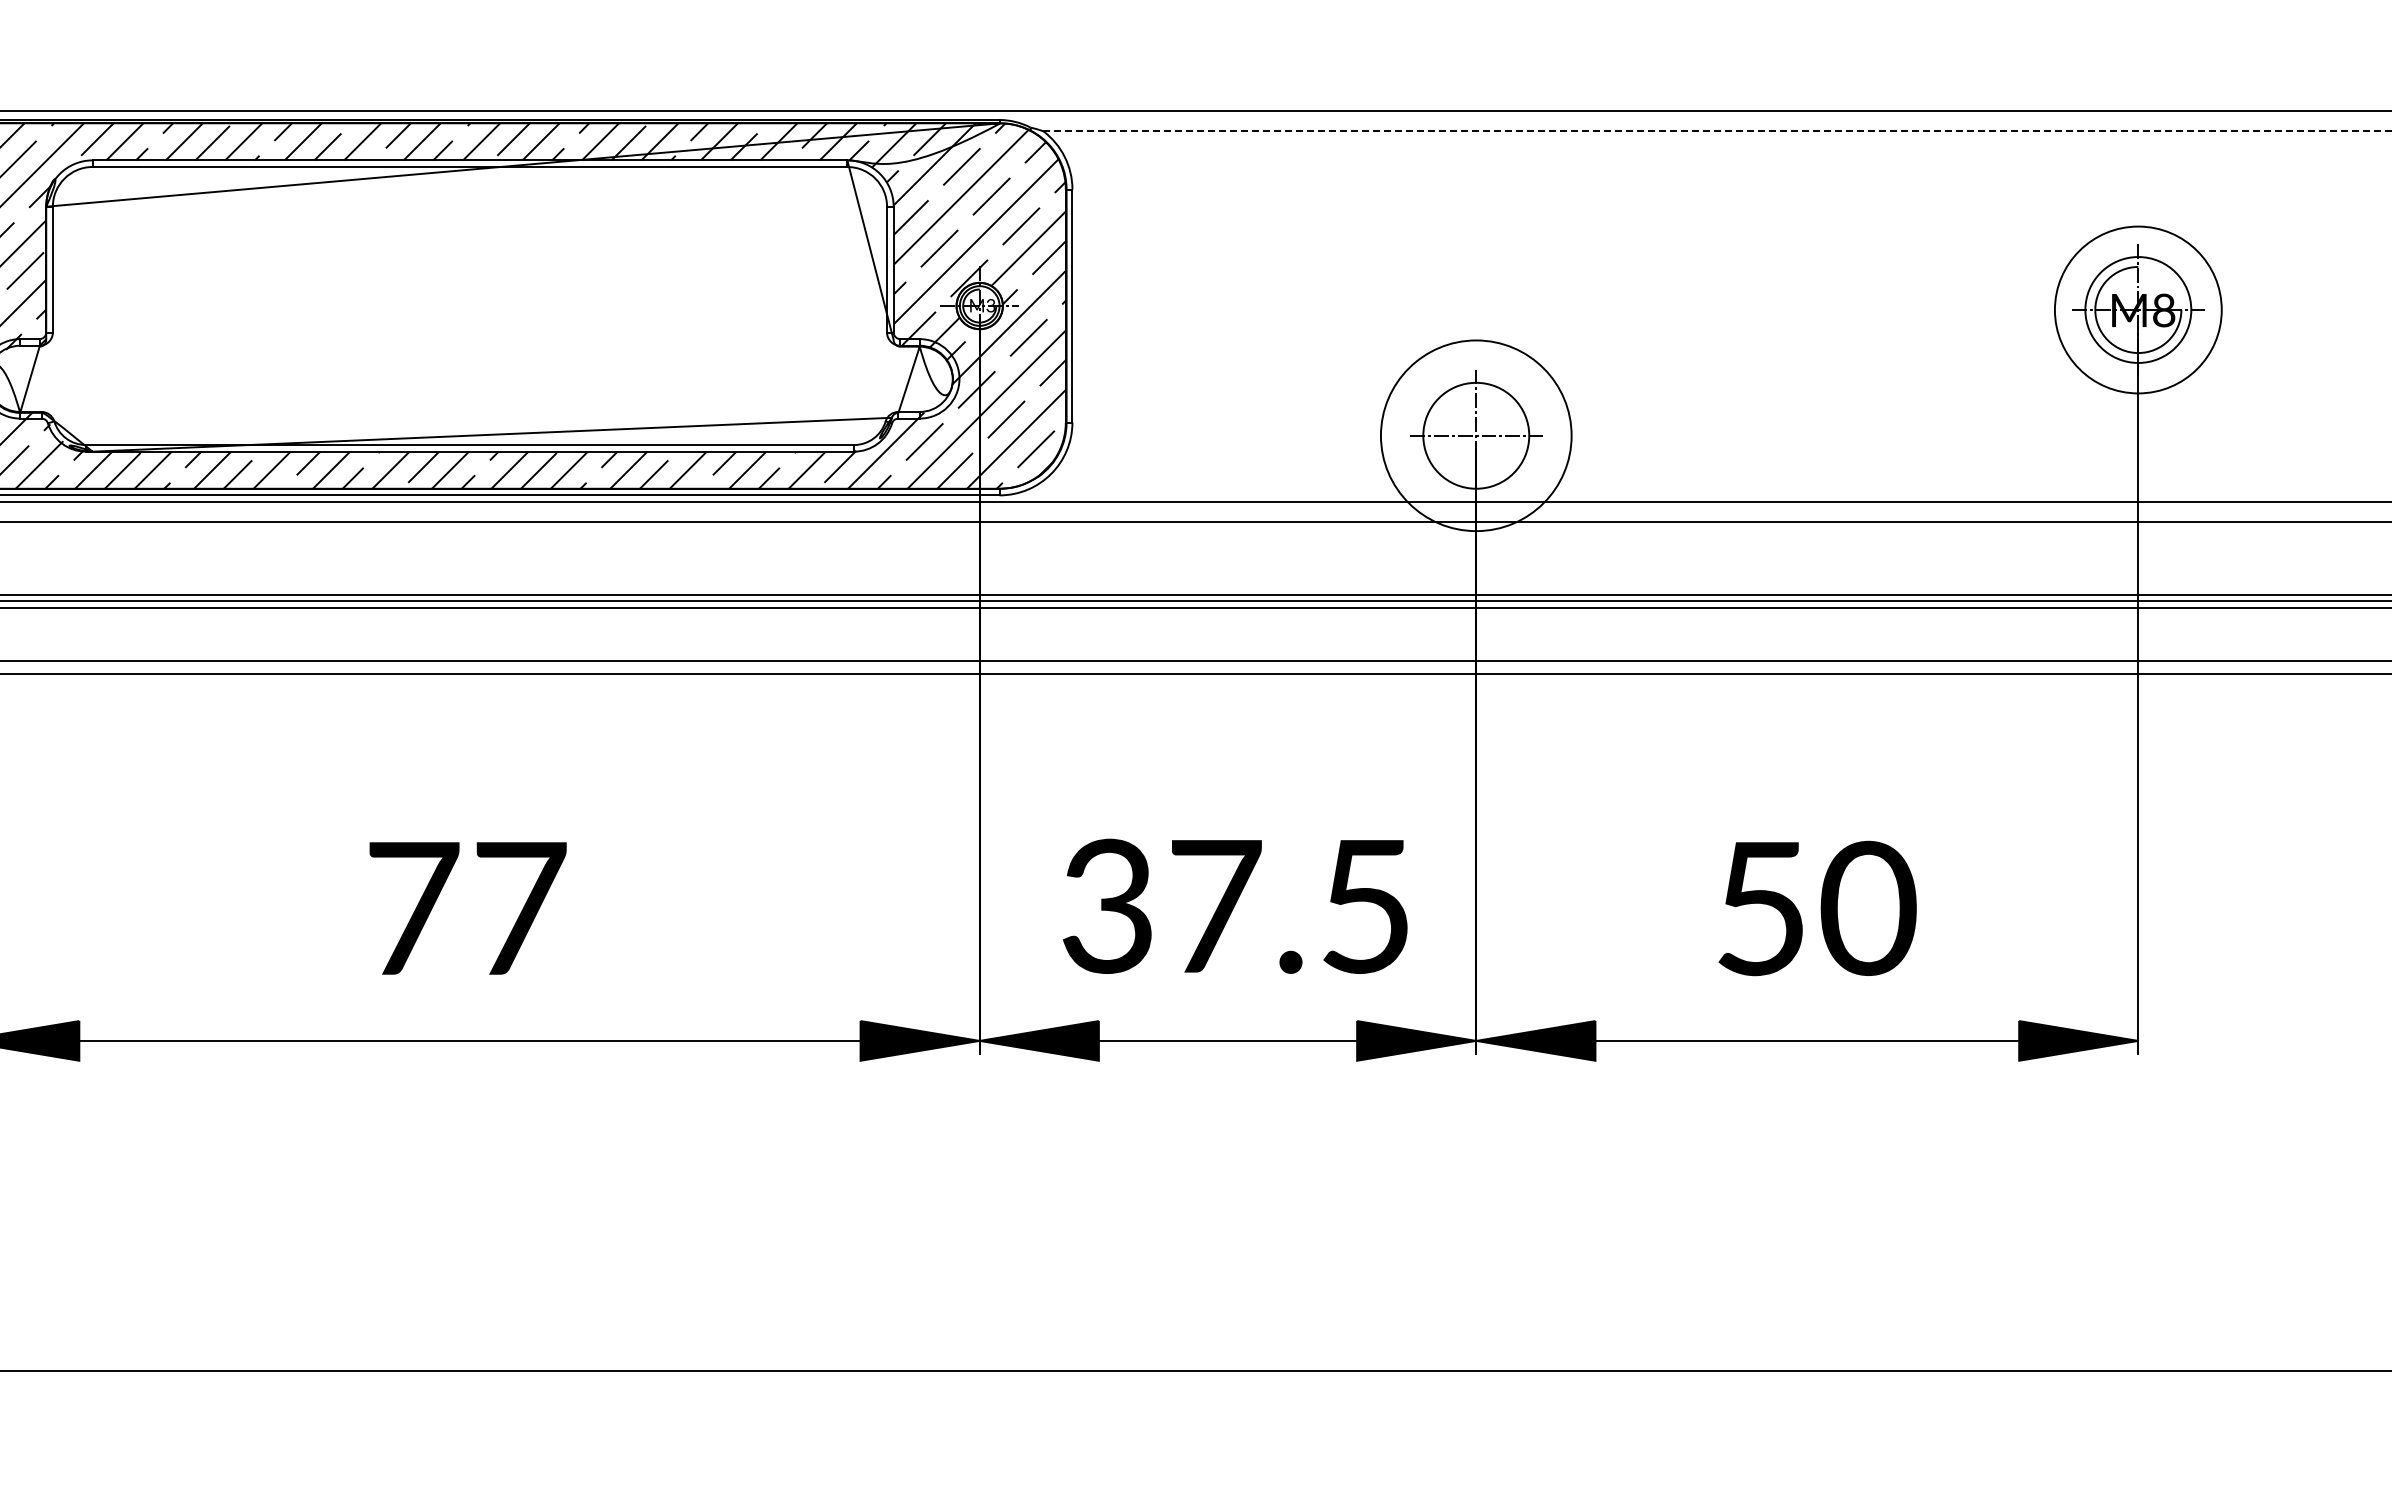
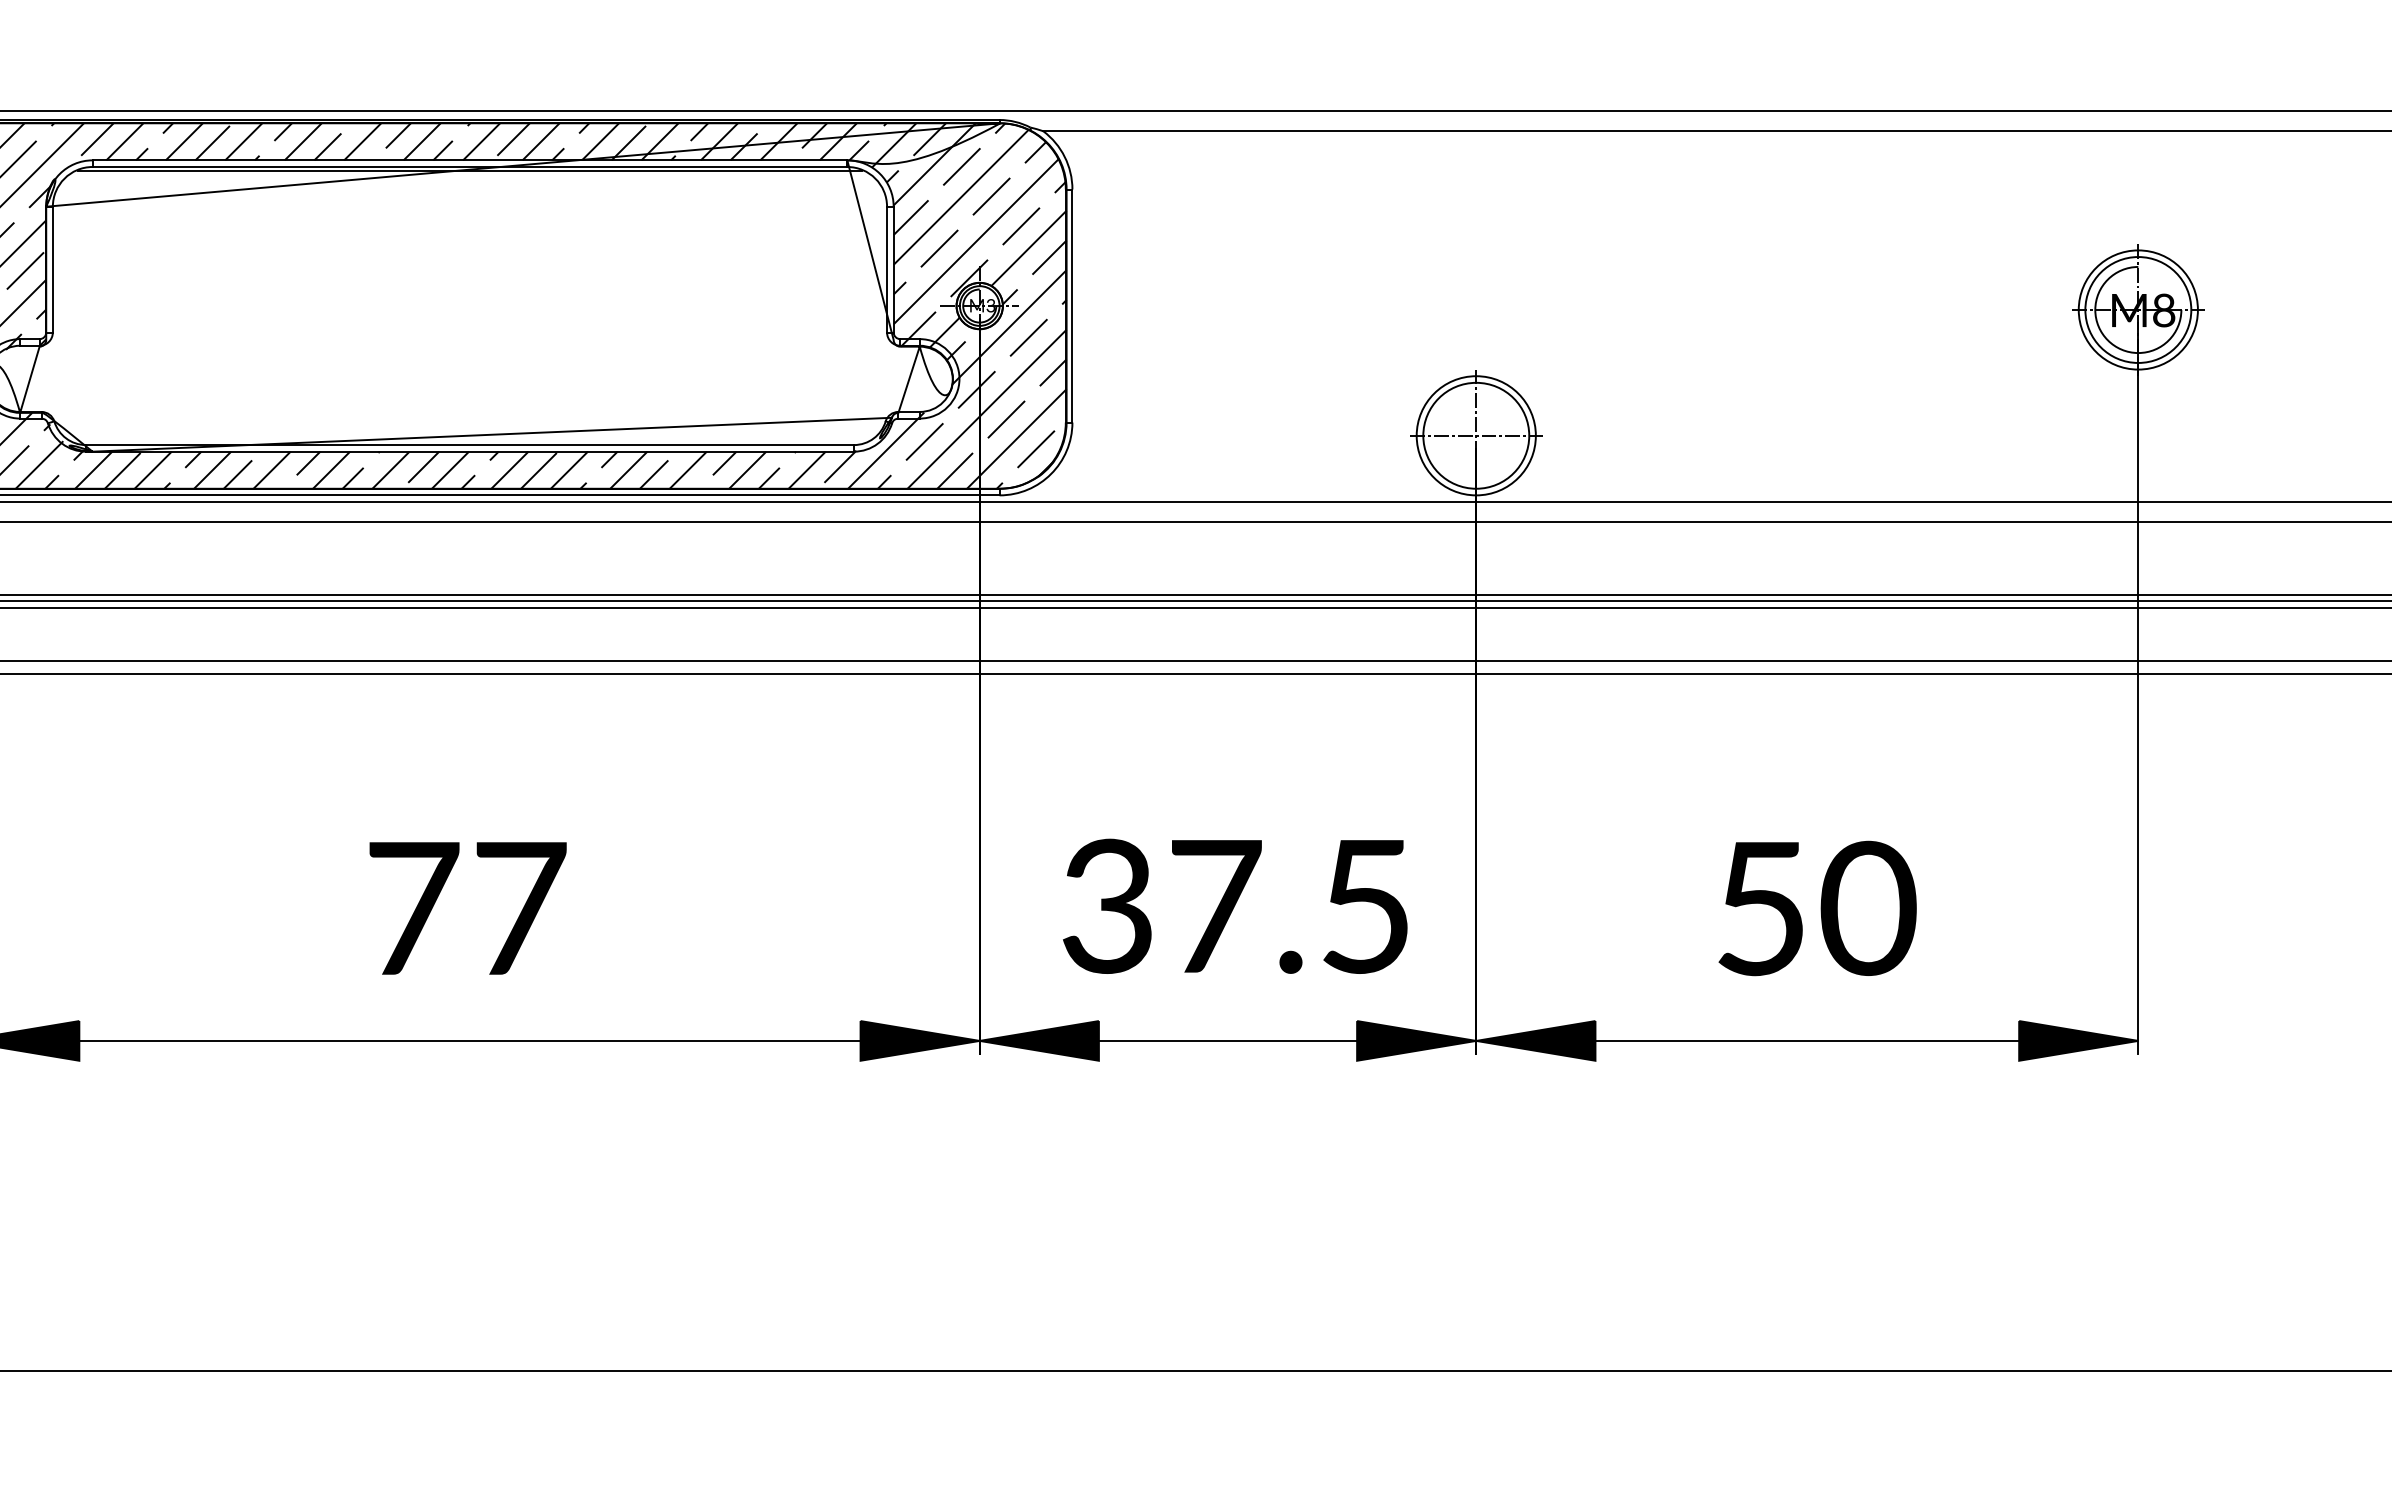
line: dashed -> solid (1718, 131)
line: none -> present (469, 170)
circle diameter: 167 px -> 119 px (2137, 309)
circle diameter: 191 px -> 119 px (1475, 435)
